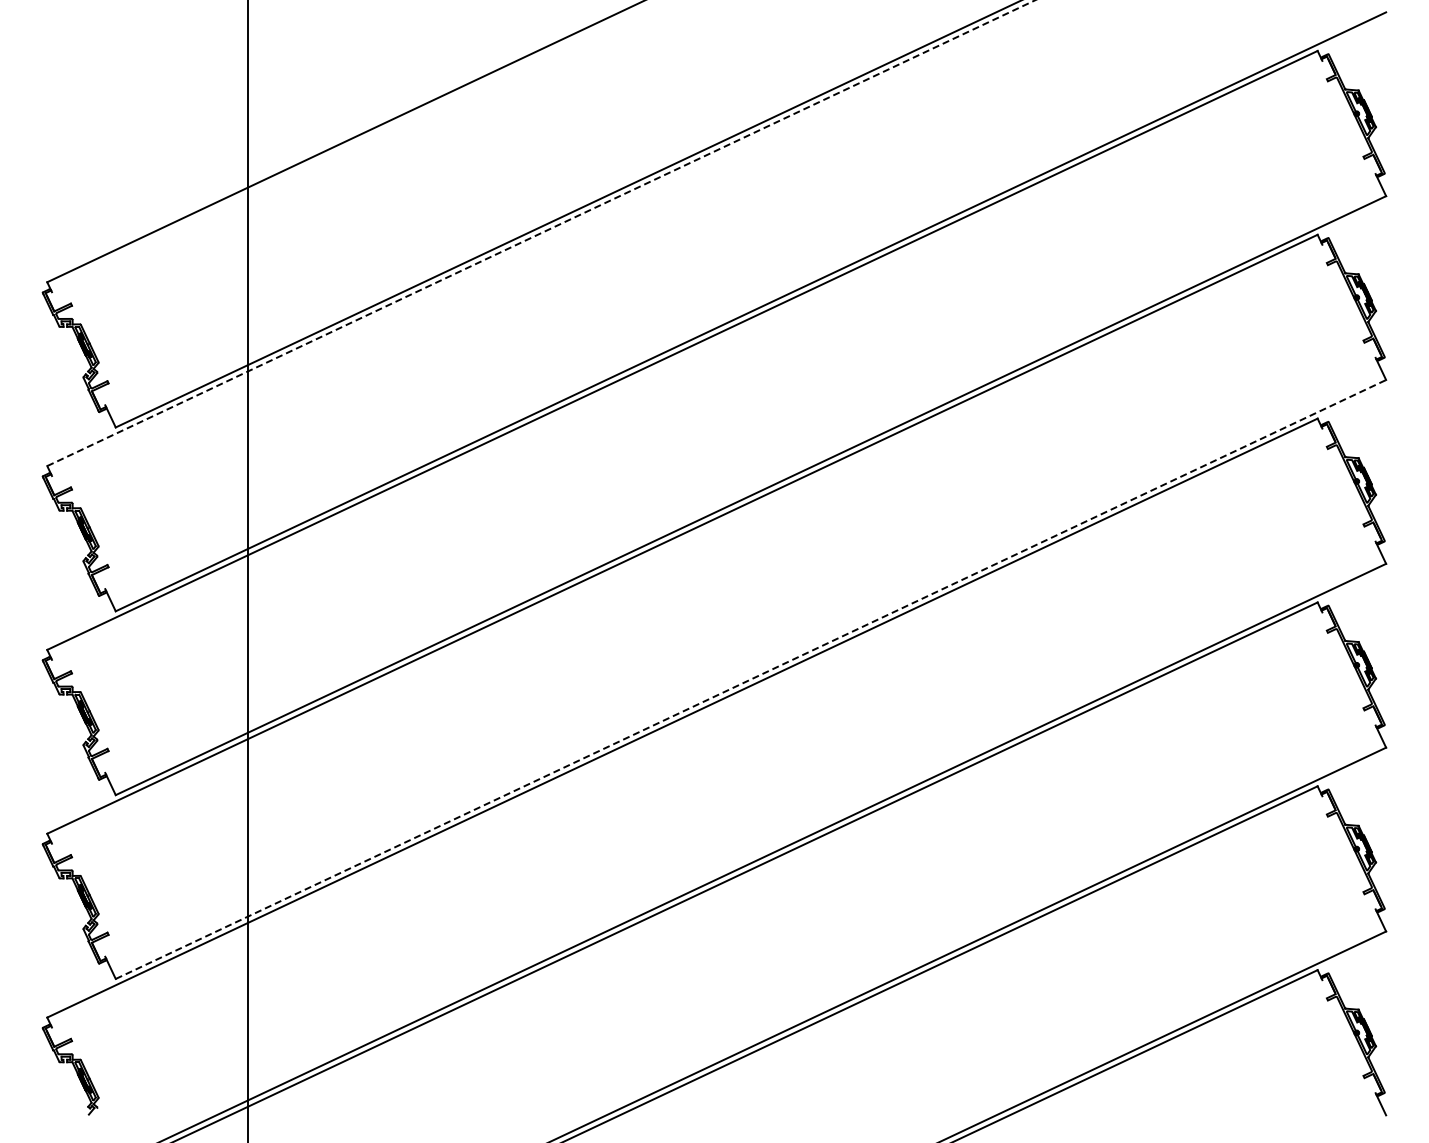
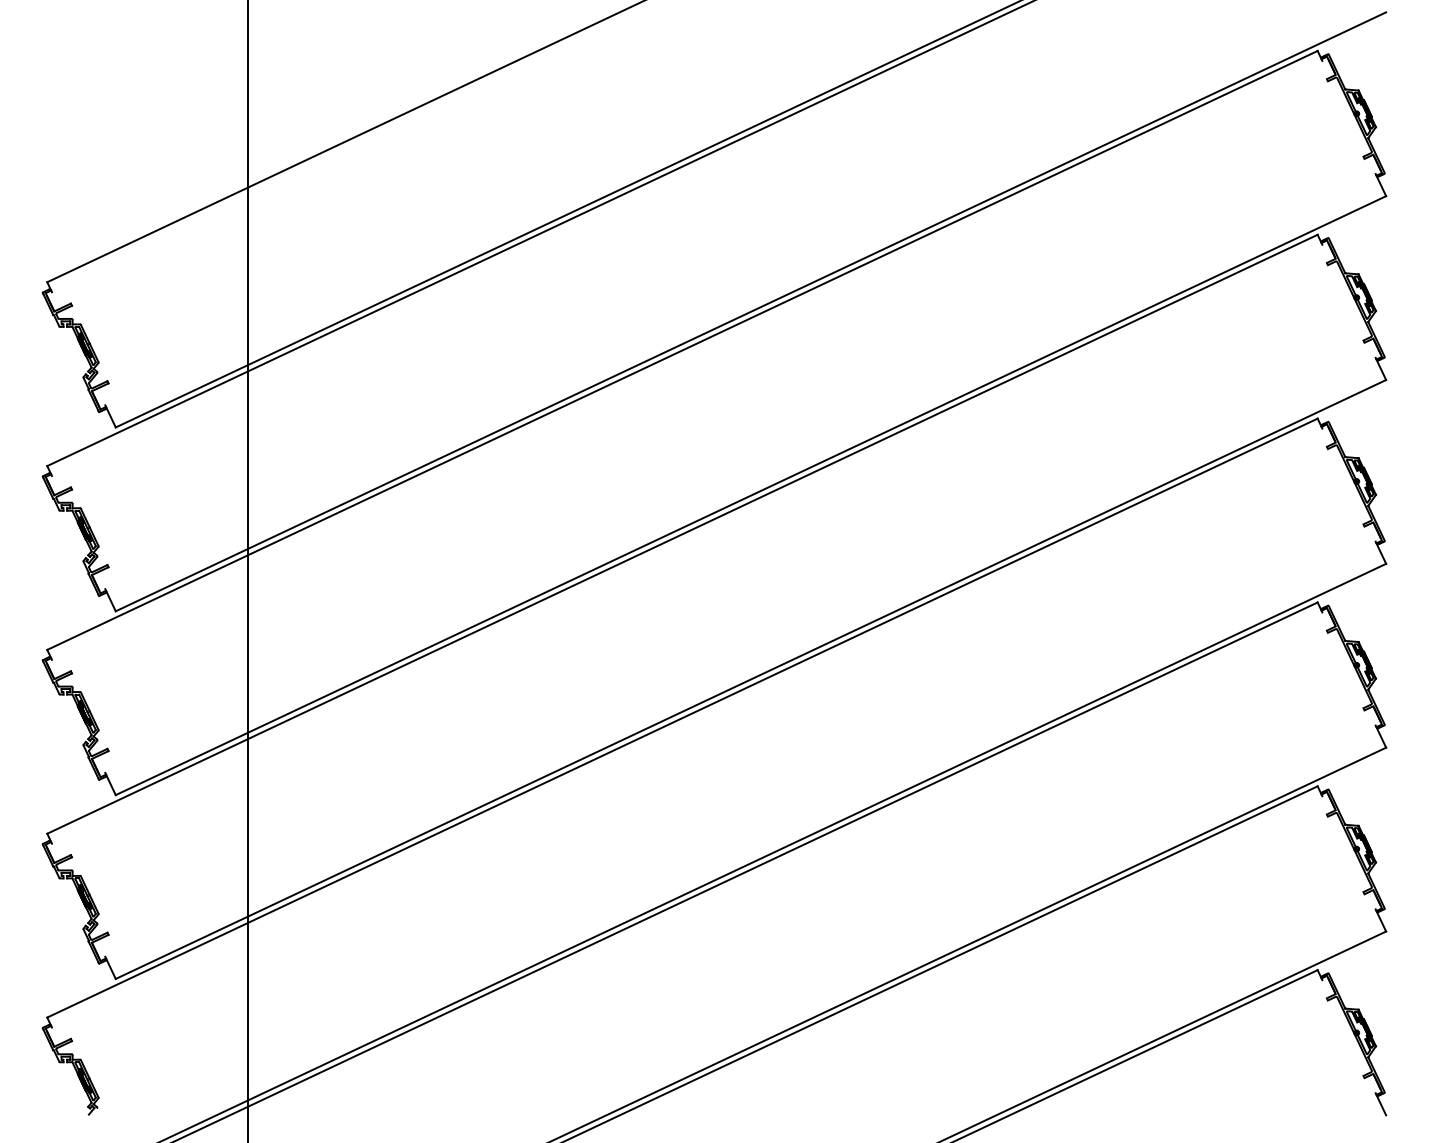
line: dashed -> solid (541, 232)
line: dashed -> solid (751, 679)
